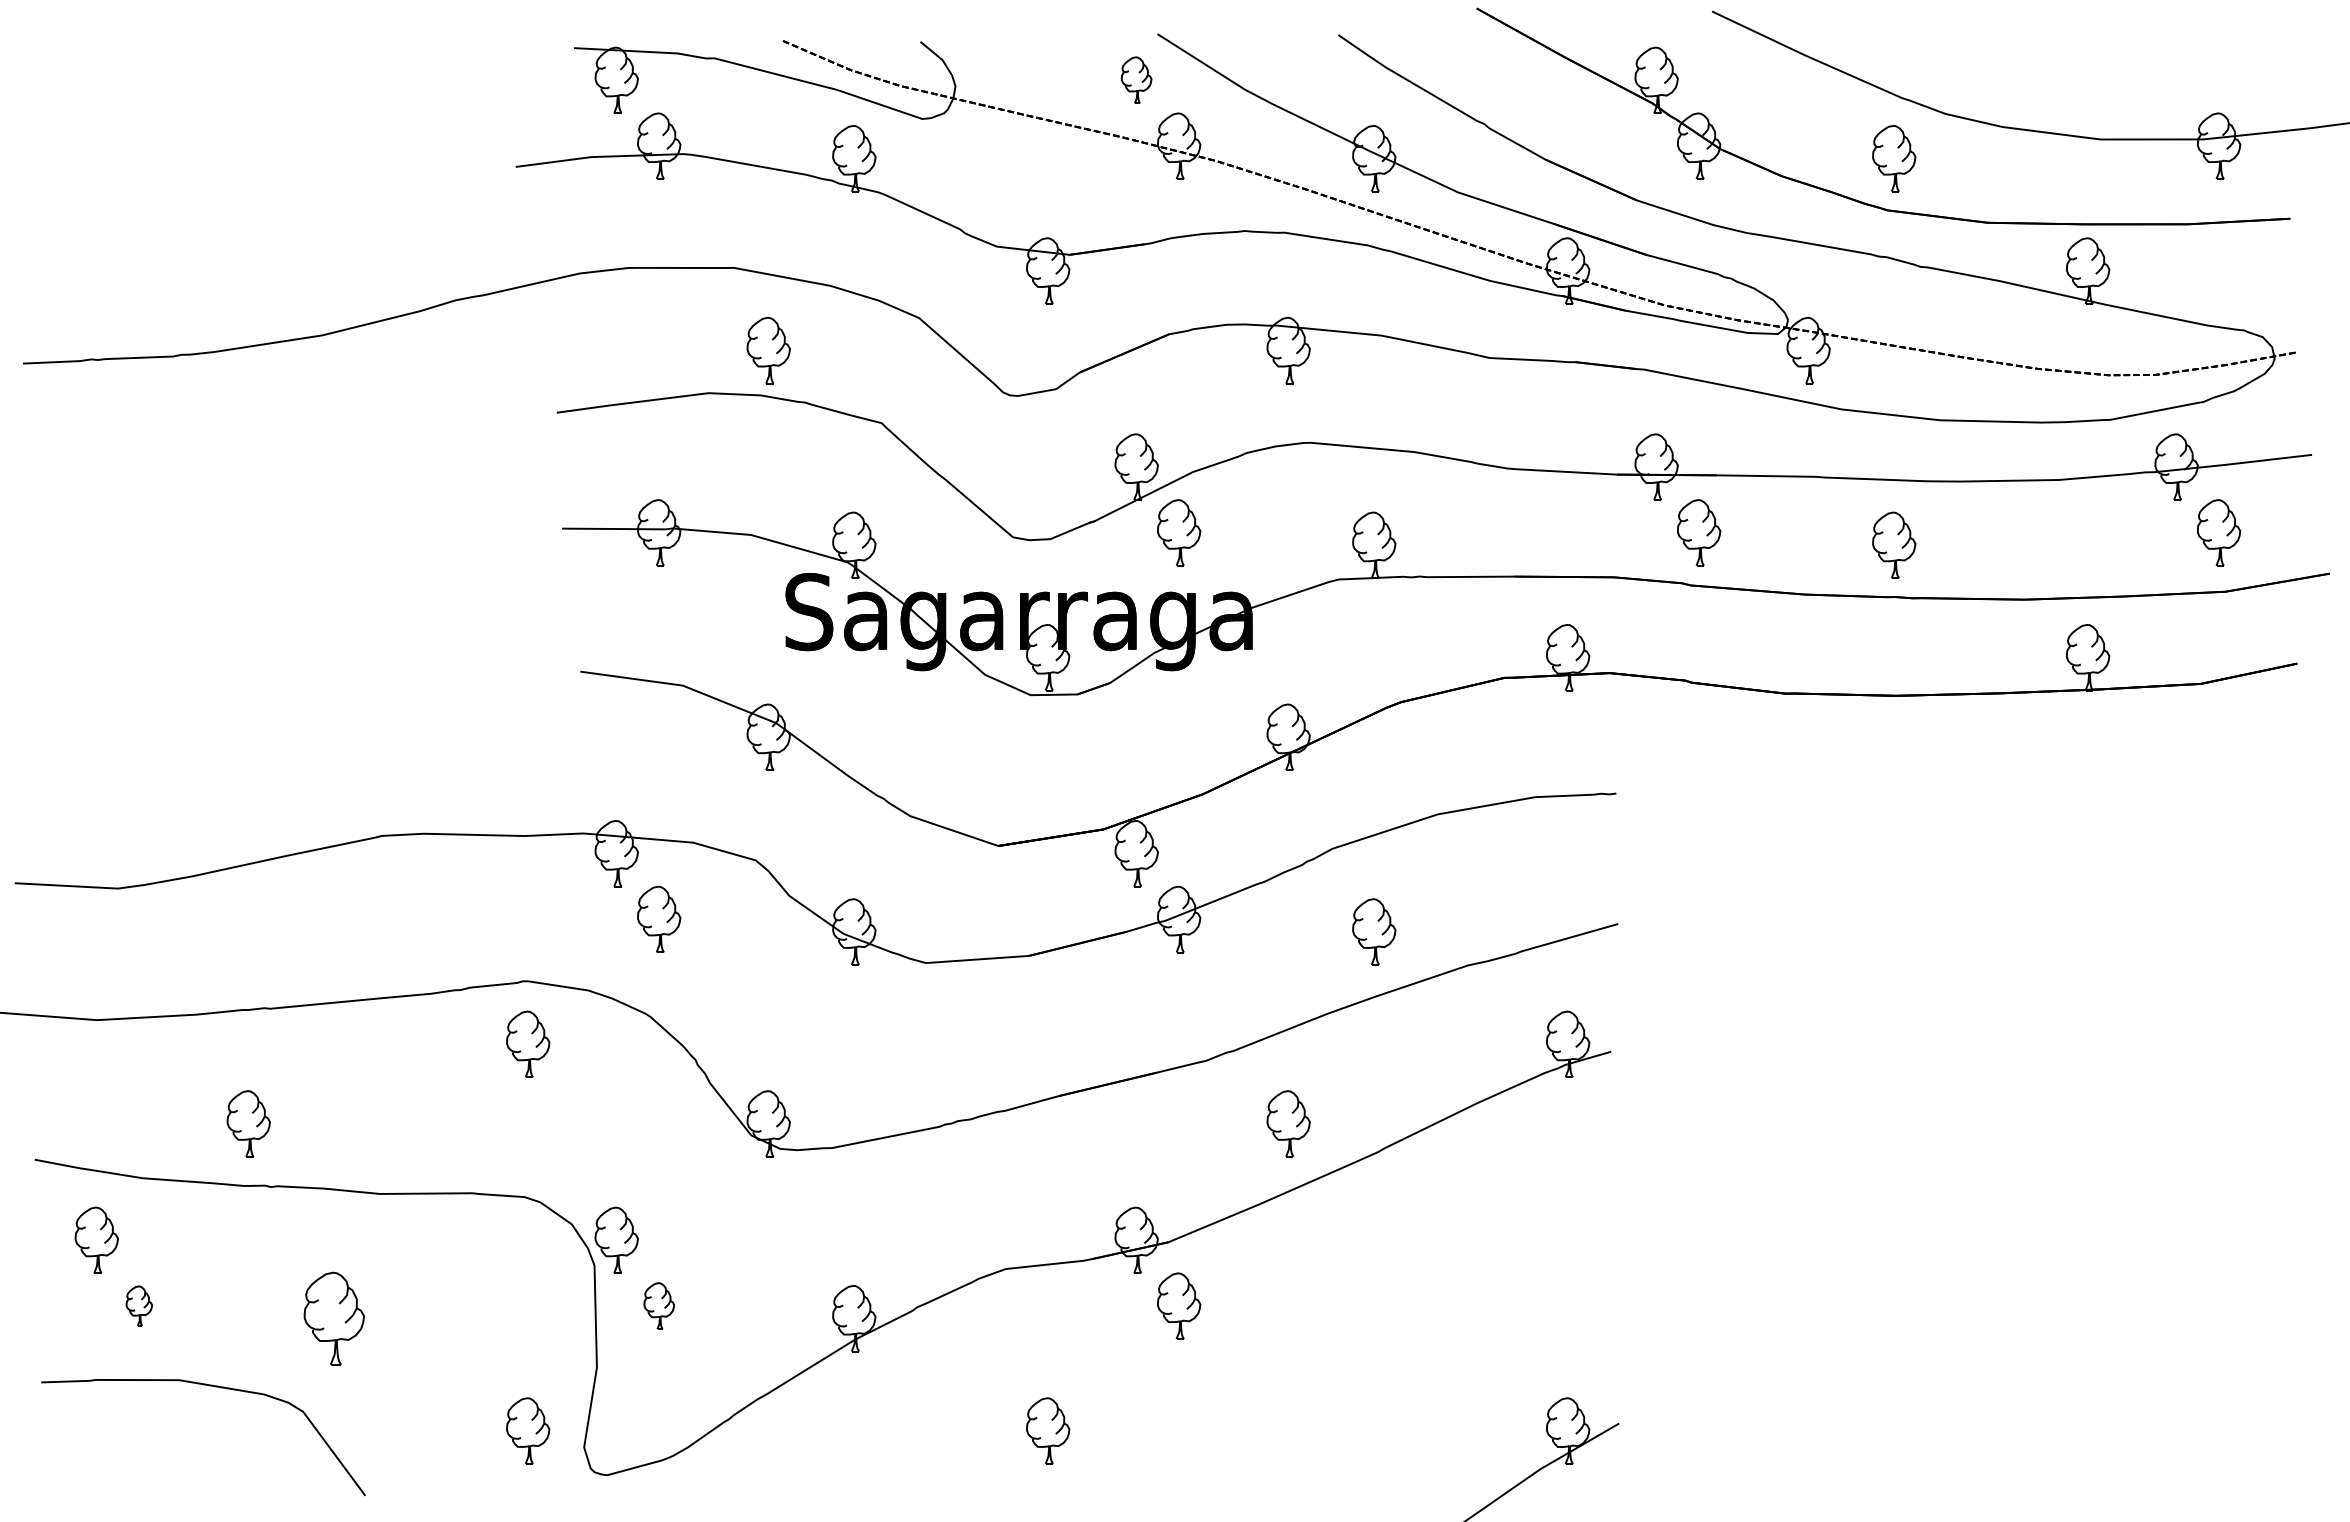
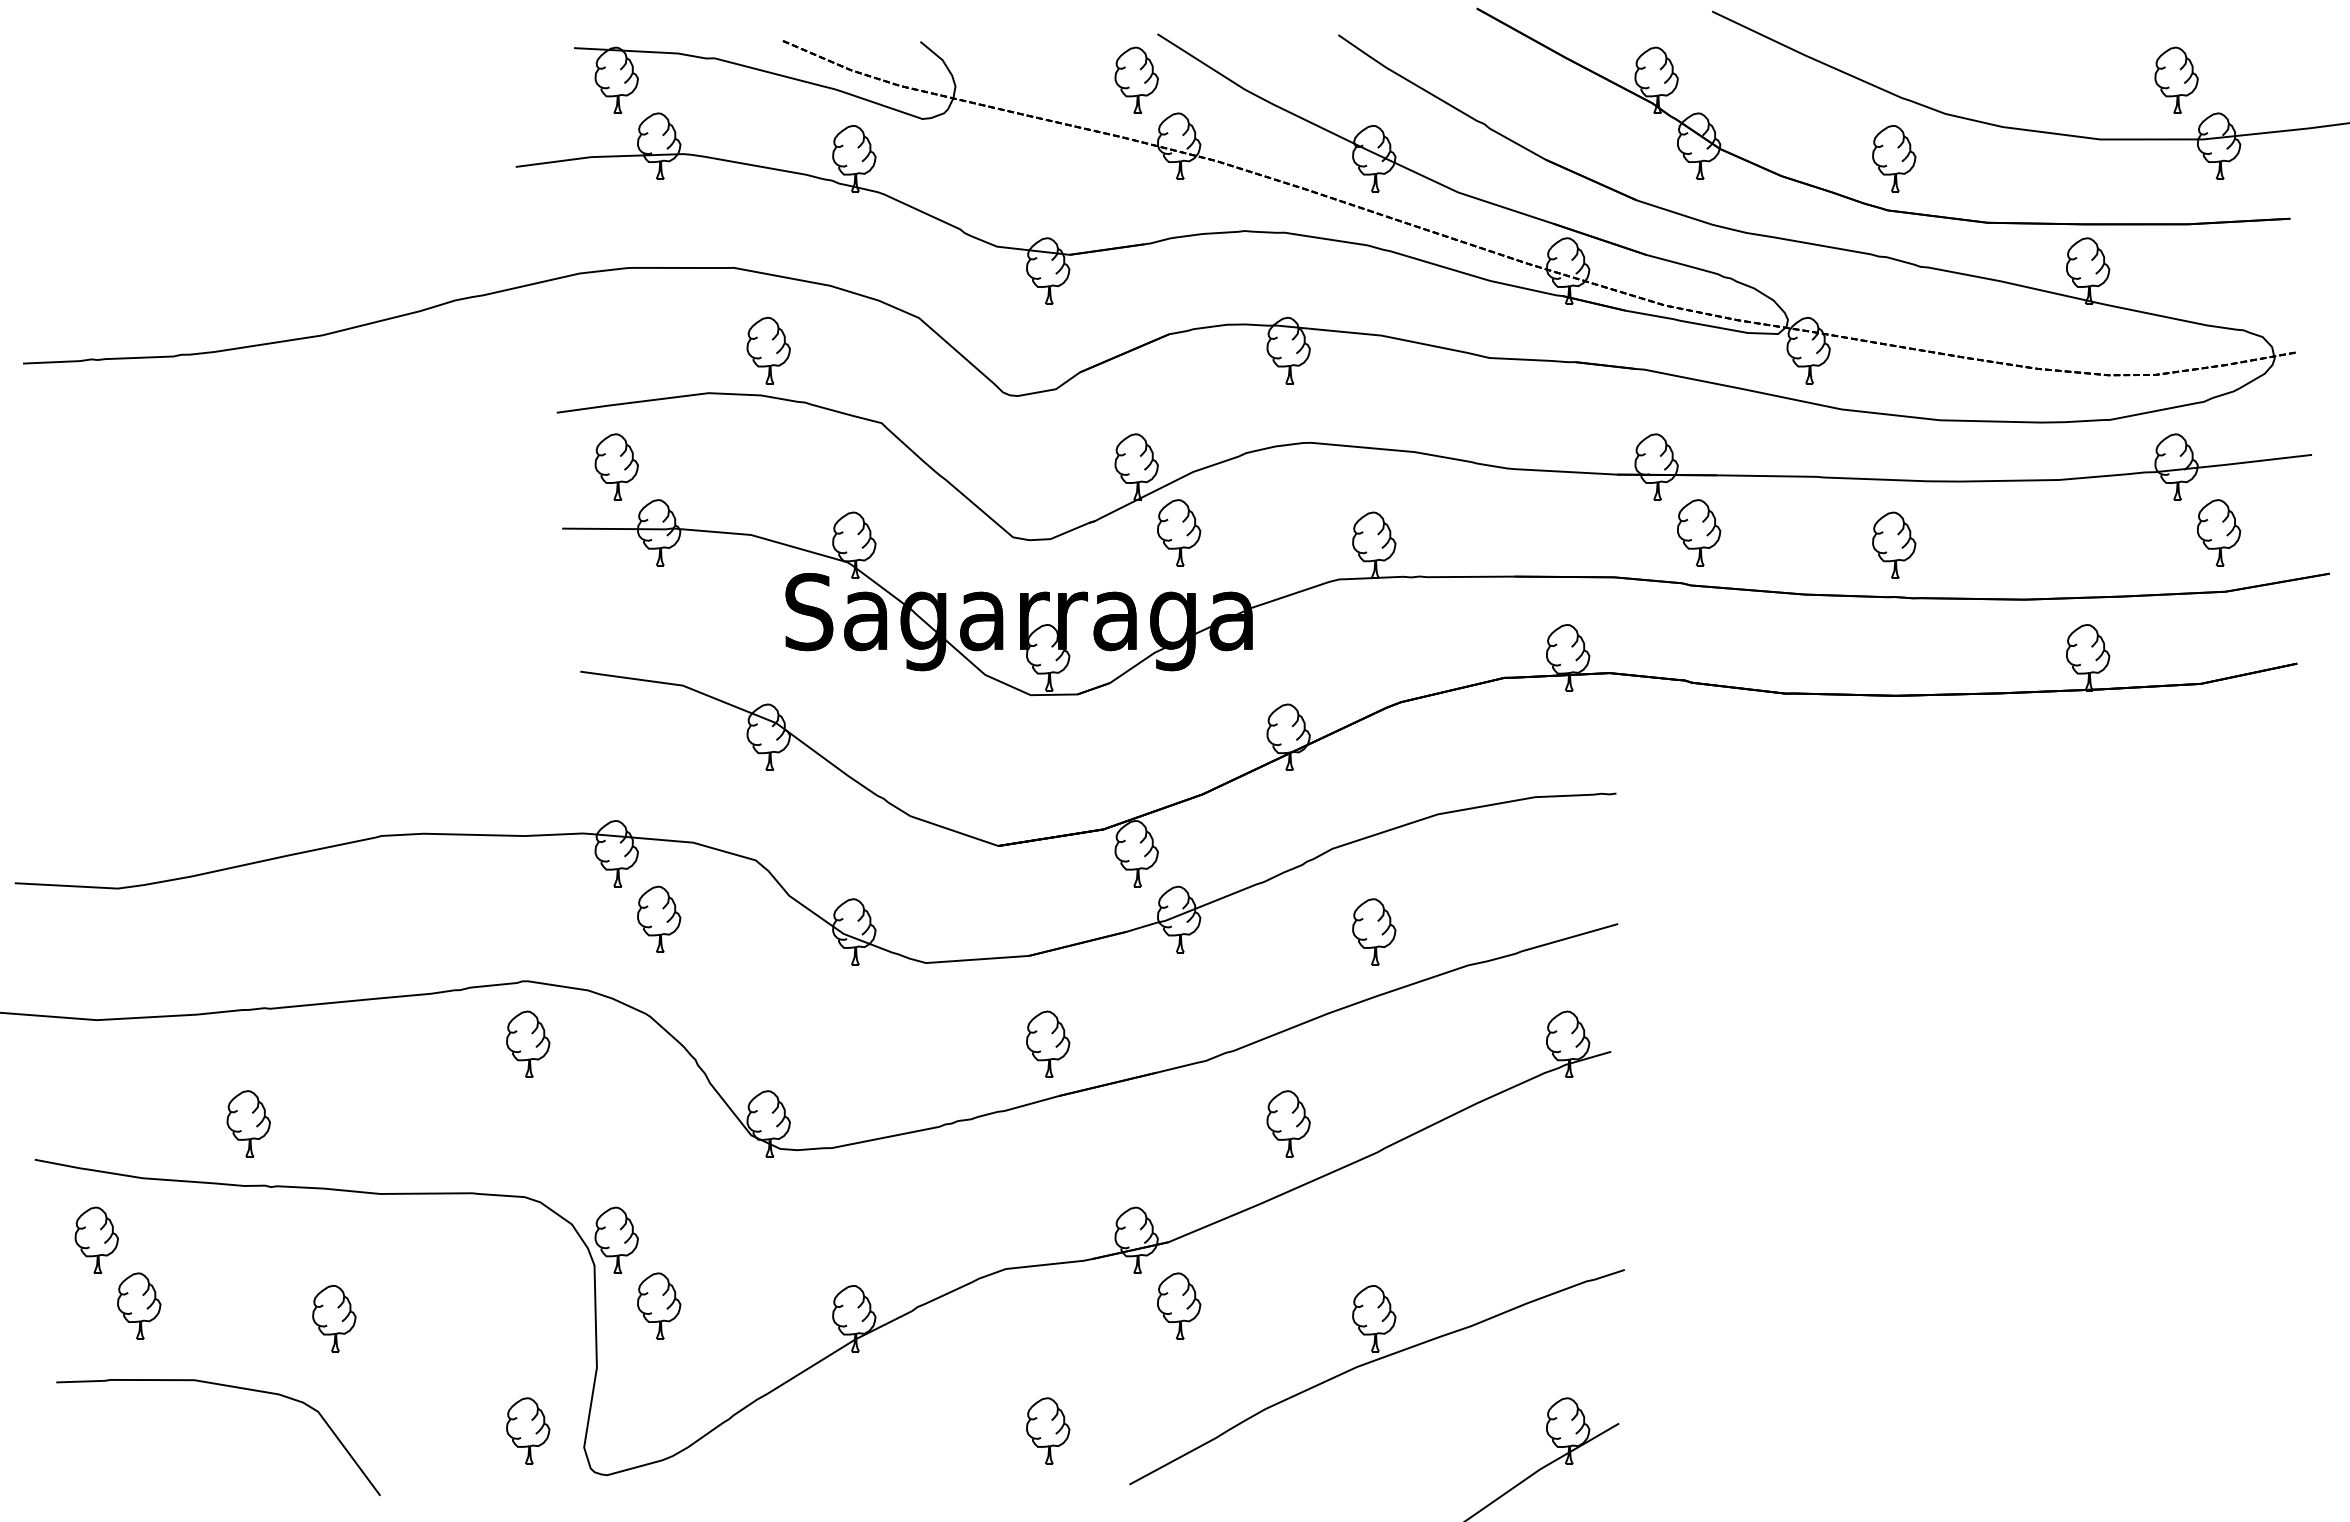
part size: 33x48 px -> 45x68 px (1136, 79)
part: none -> present (2176, 79)
part: none -> present (616, 466)
part: none -> present (1048, 1043)
part size: 28x42 px -> 45x68 px (139, 1305)
part size: 32x48 px -> 45x68 px (659, 1305)
part size: 62x95 px -> 45x69 px (334, 1318)
part: none -> present (1370, 1363)
curve position: (209, 1386) -> (224, 1386) (224, 1386)
